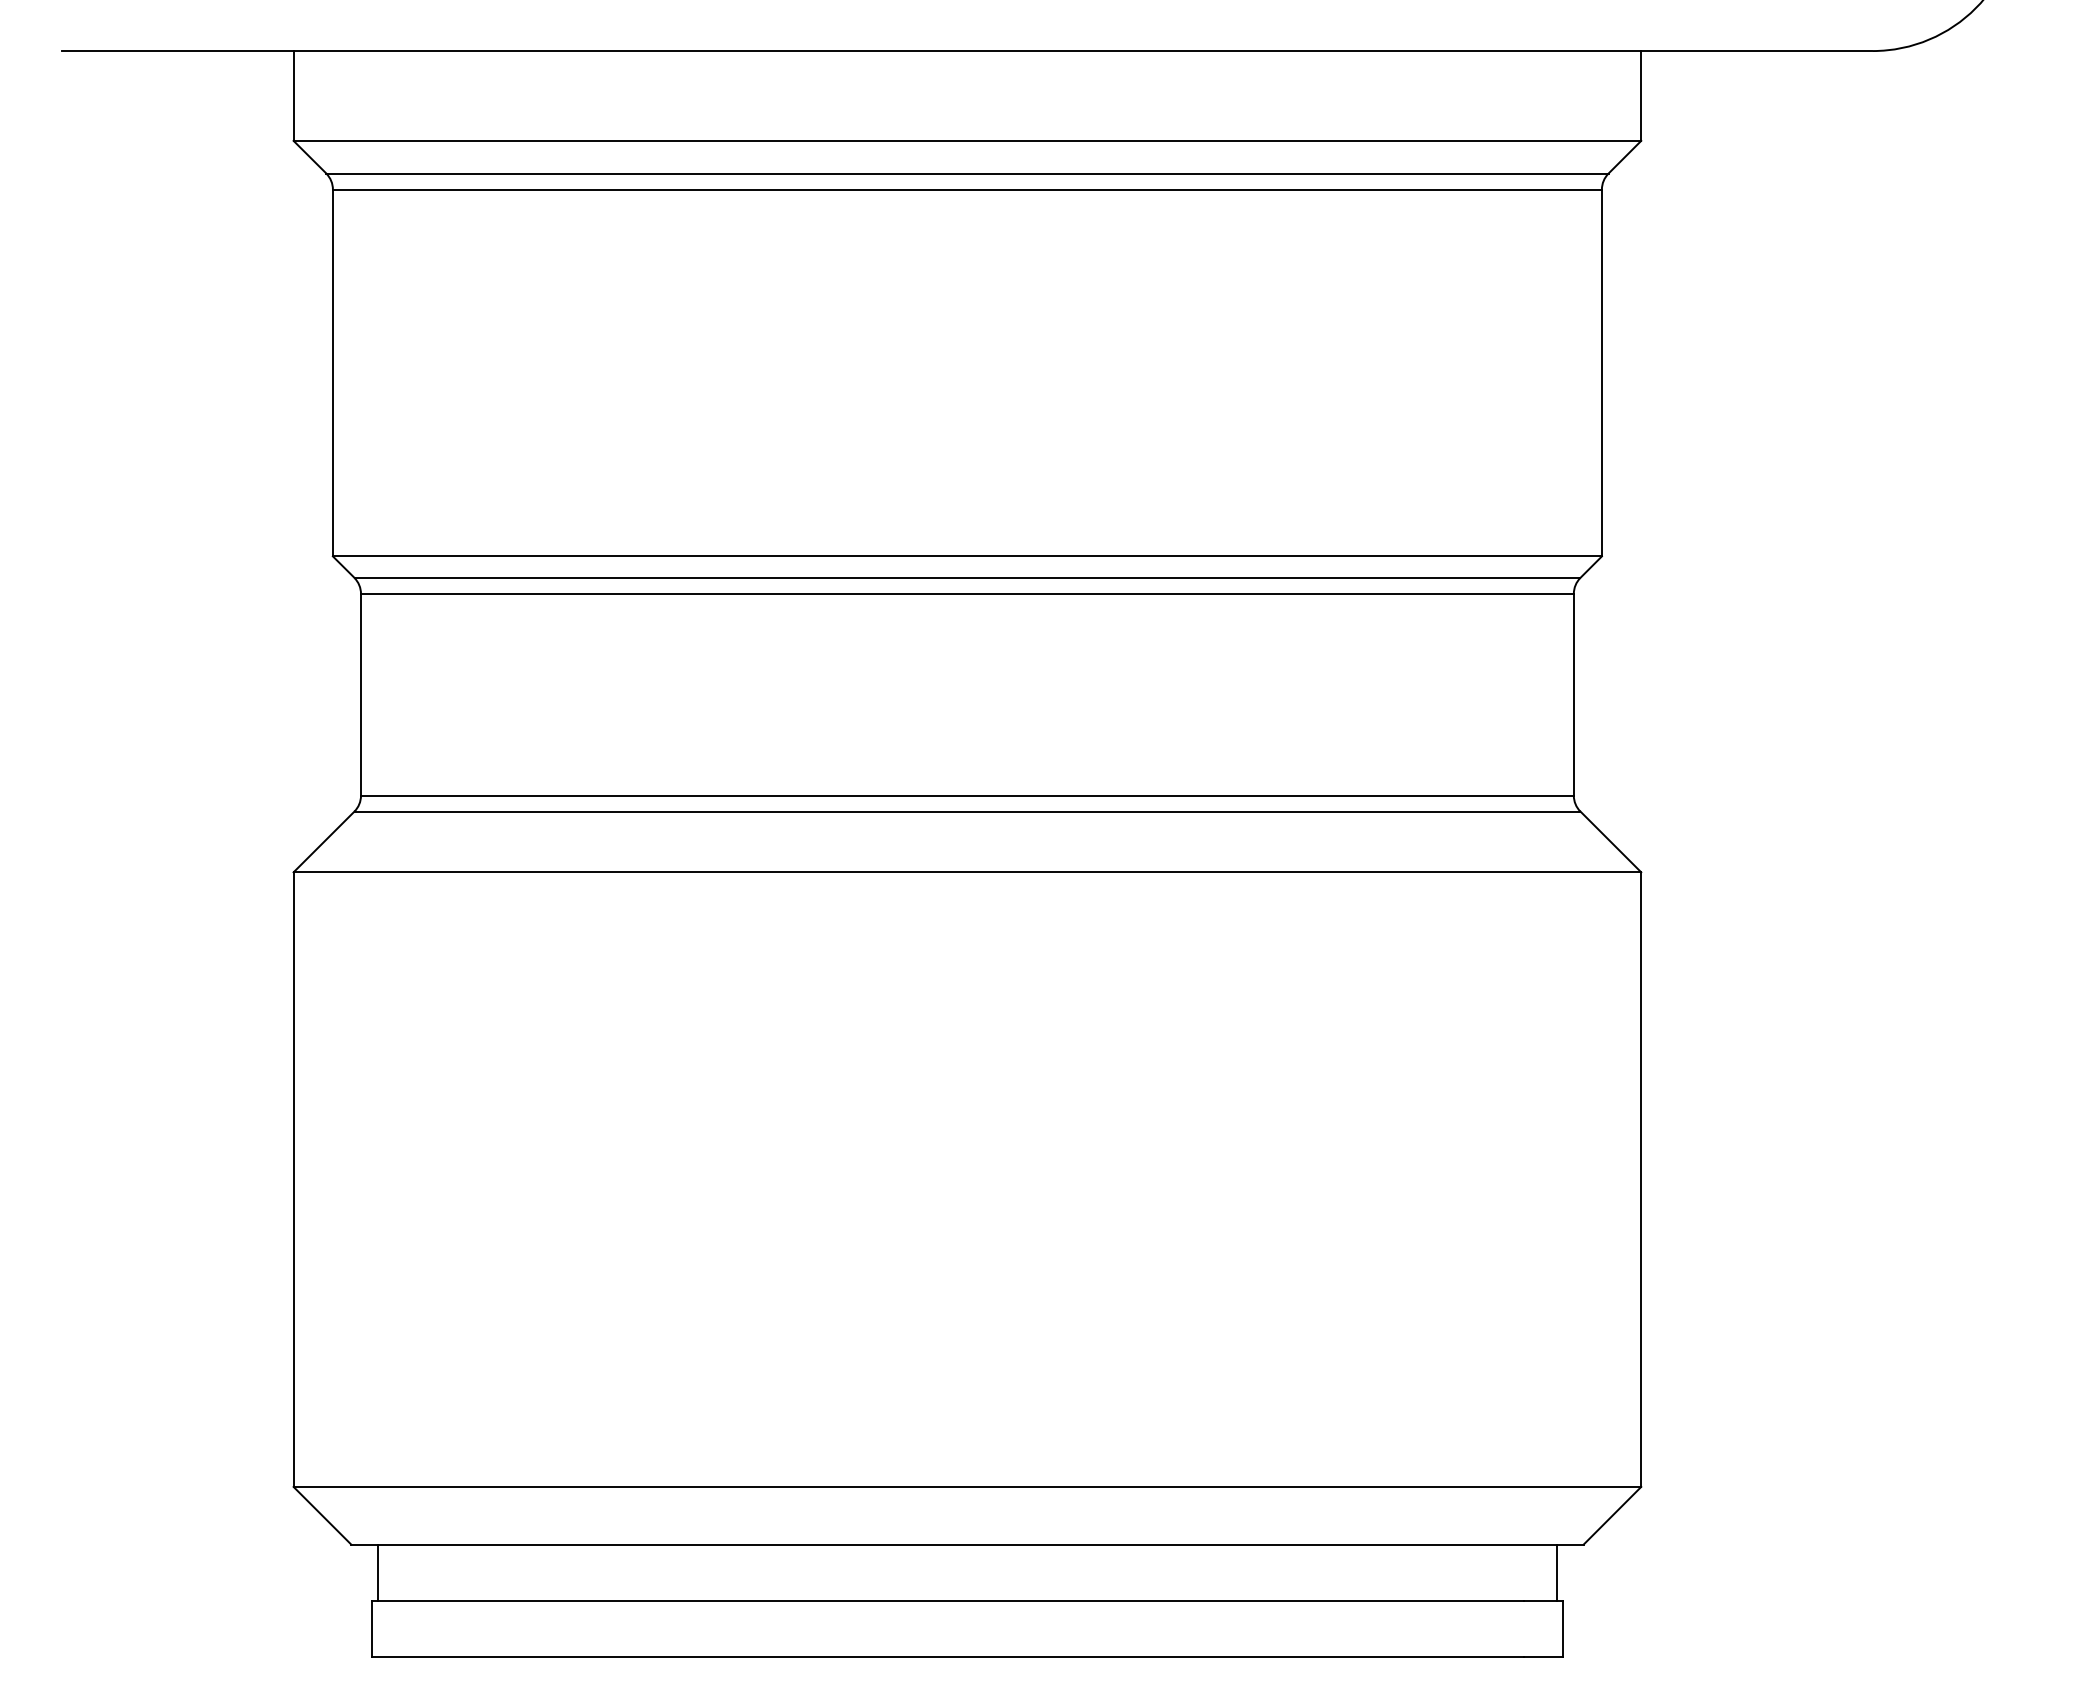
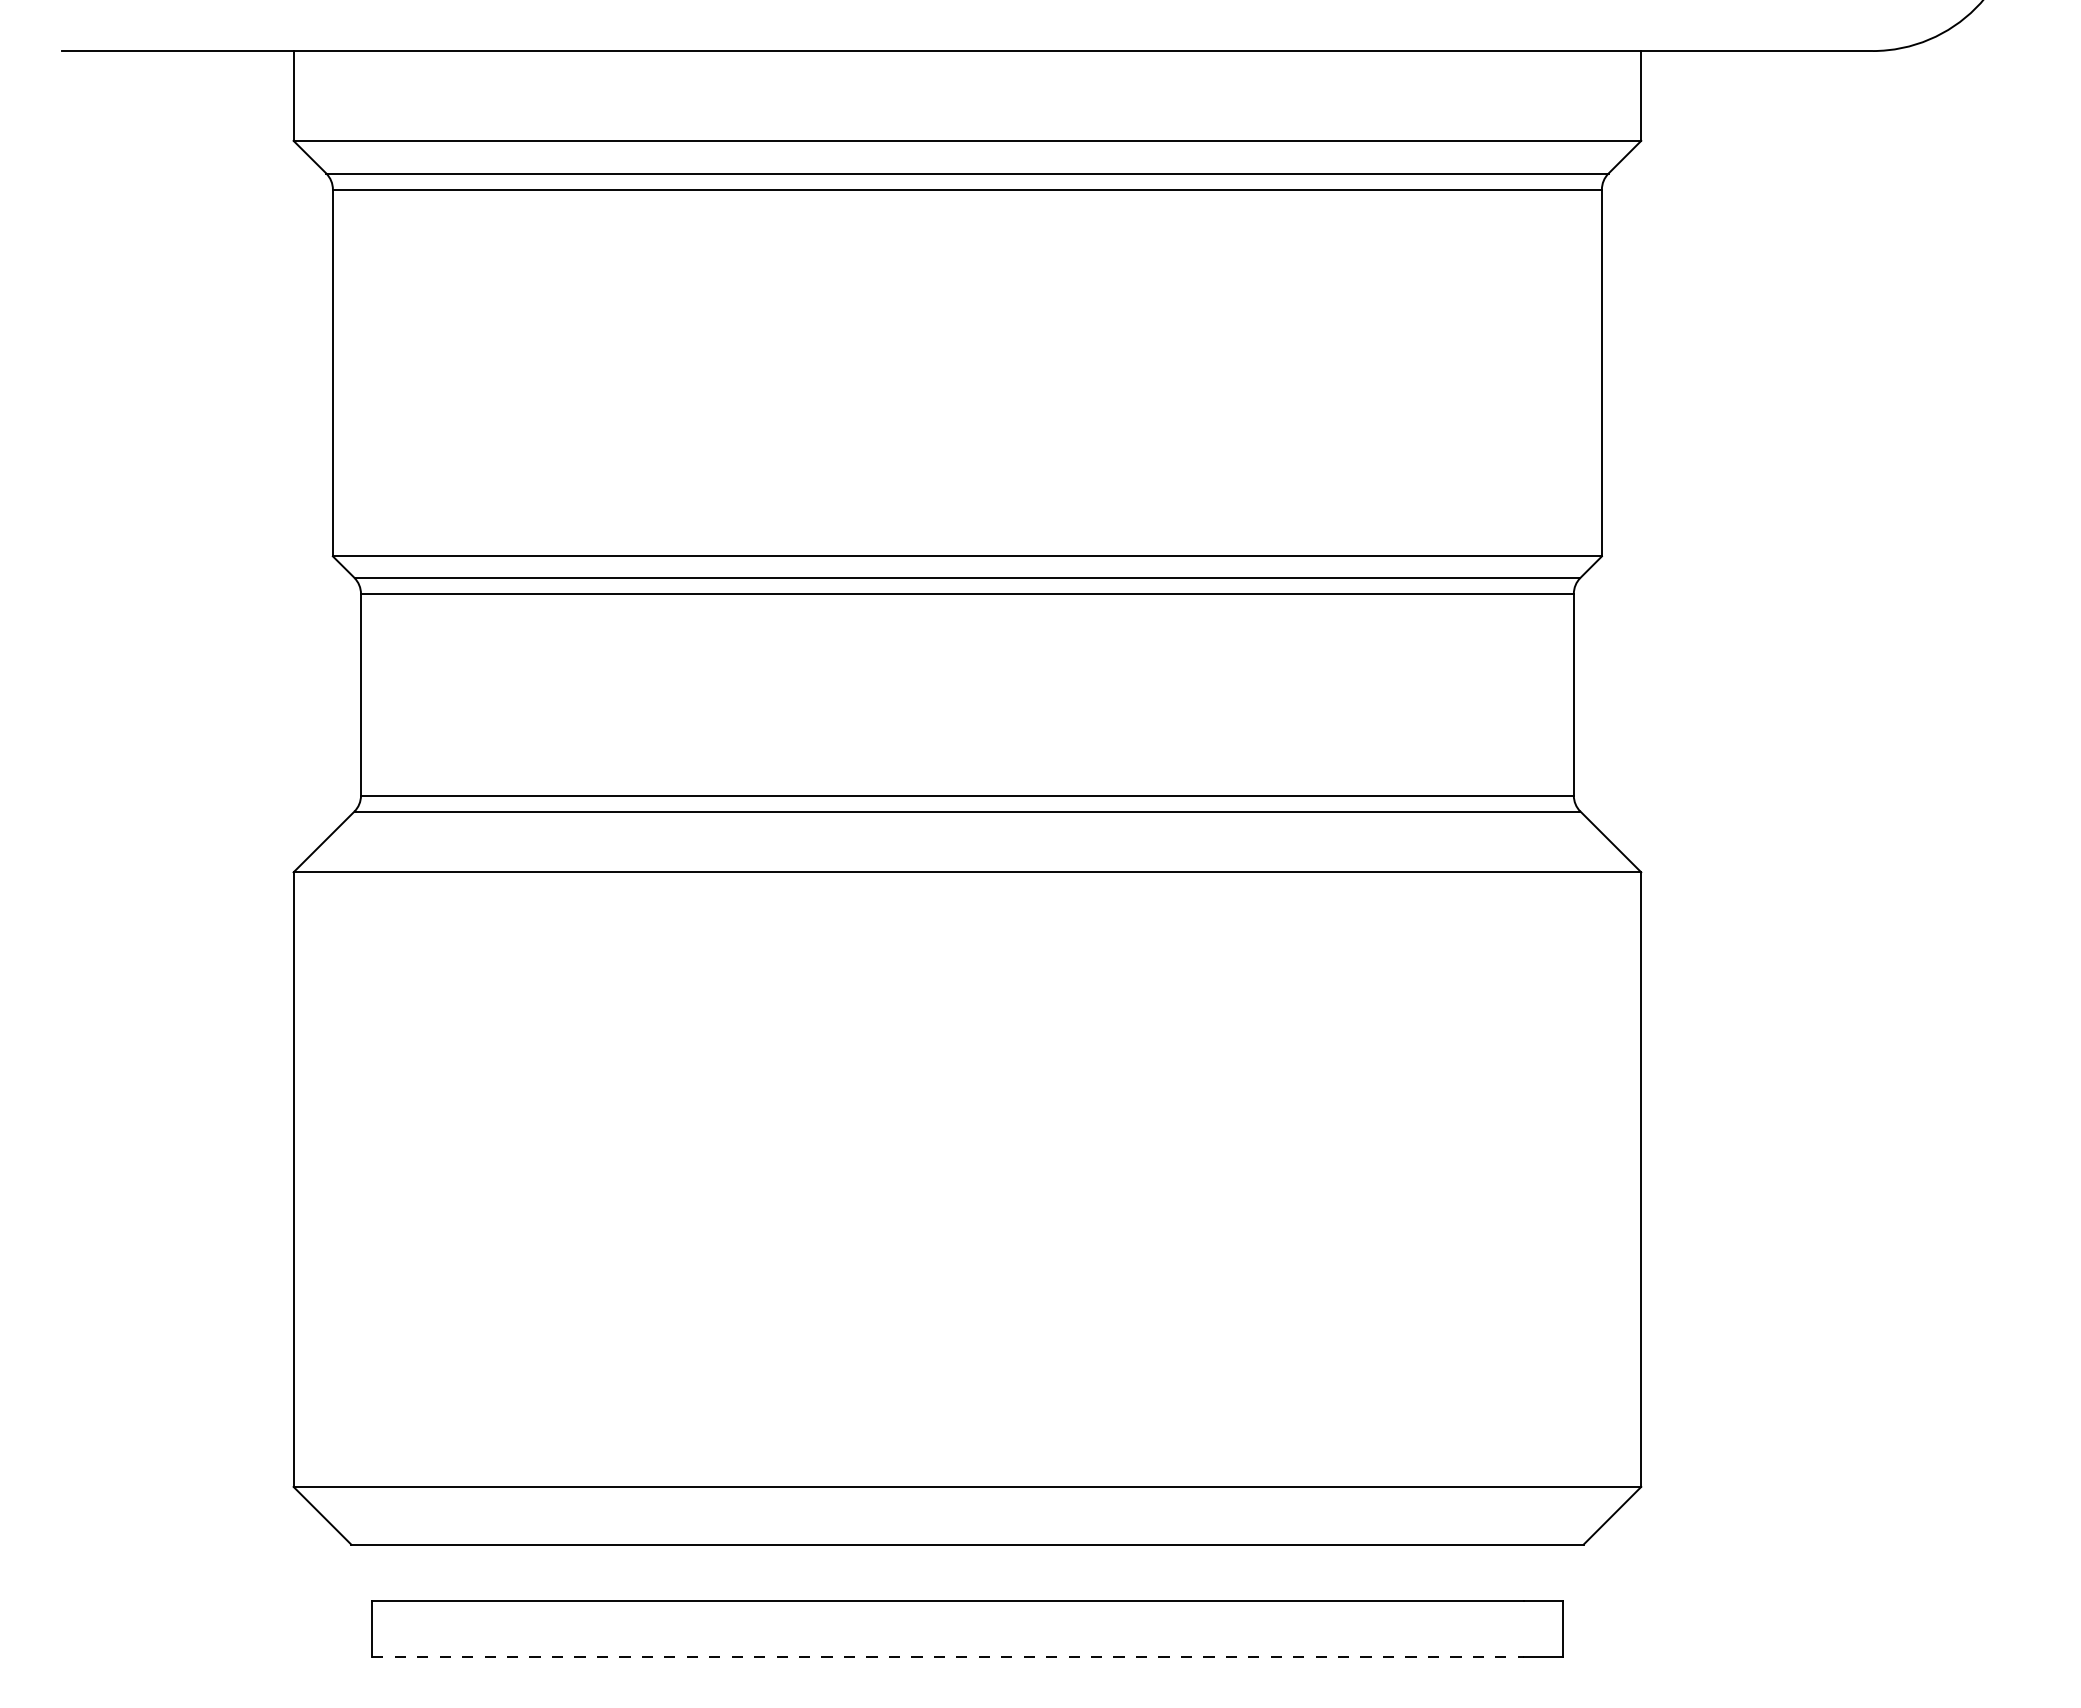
line: present -> none (377, 1572)
line: present -> none (1557, 1572)
line: solid -> dashed (948, 1656)
